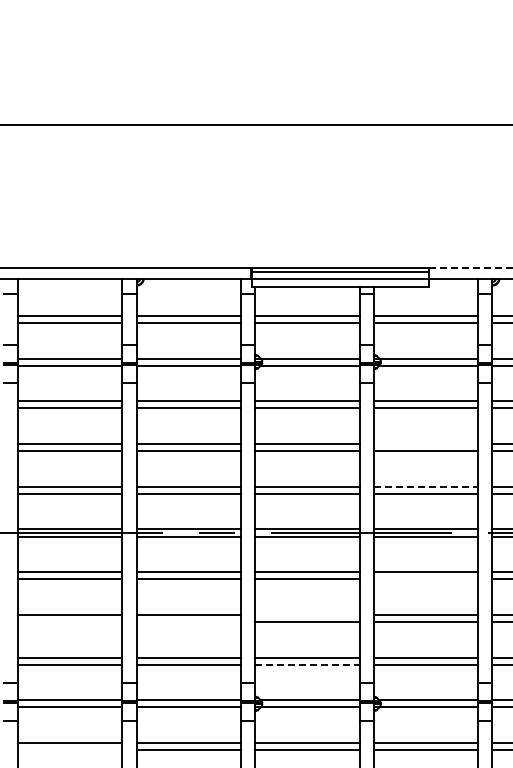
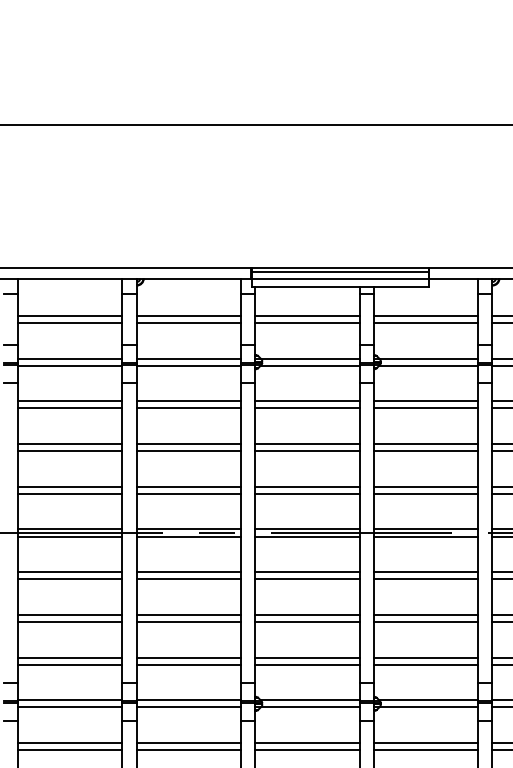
line: dashed -> solid (471, 267)
line: none -> present (425, 444)
line: dashed -> solid (426, 486)
line: none -> present (425, 579)
line: none -> present (307, 614)
line: none -> present (70, 622)
line: none -> present (188, 622)
line: dashed -> solid (307, 664)
line: none -> present (70, 750)
